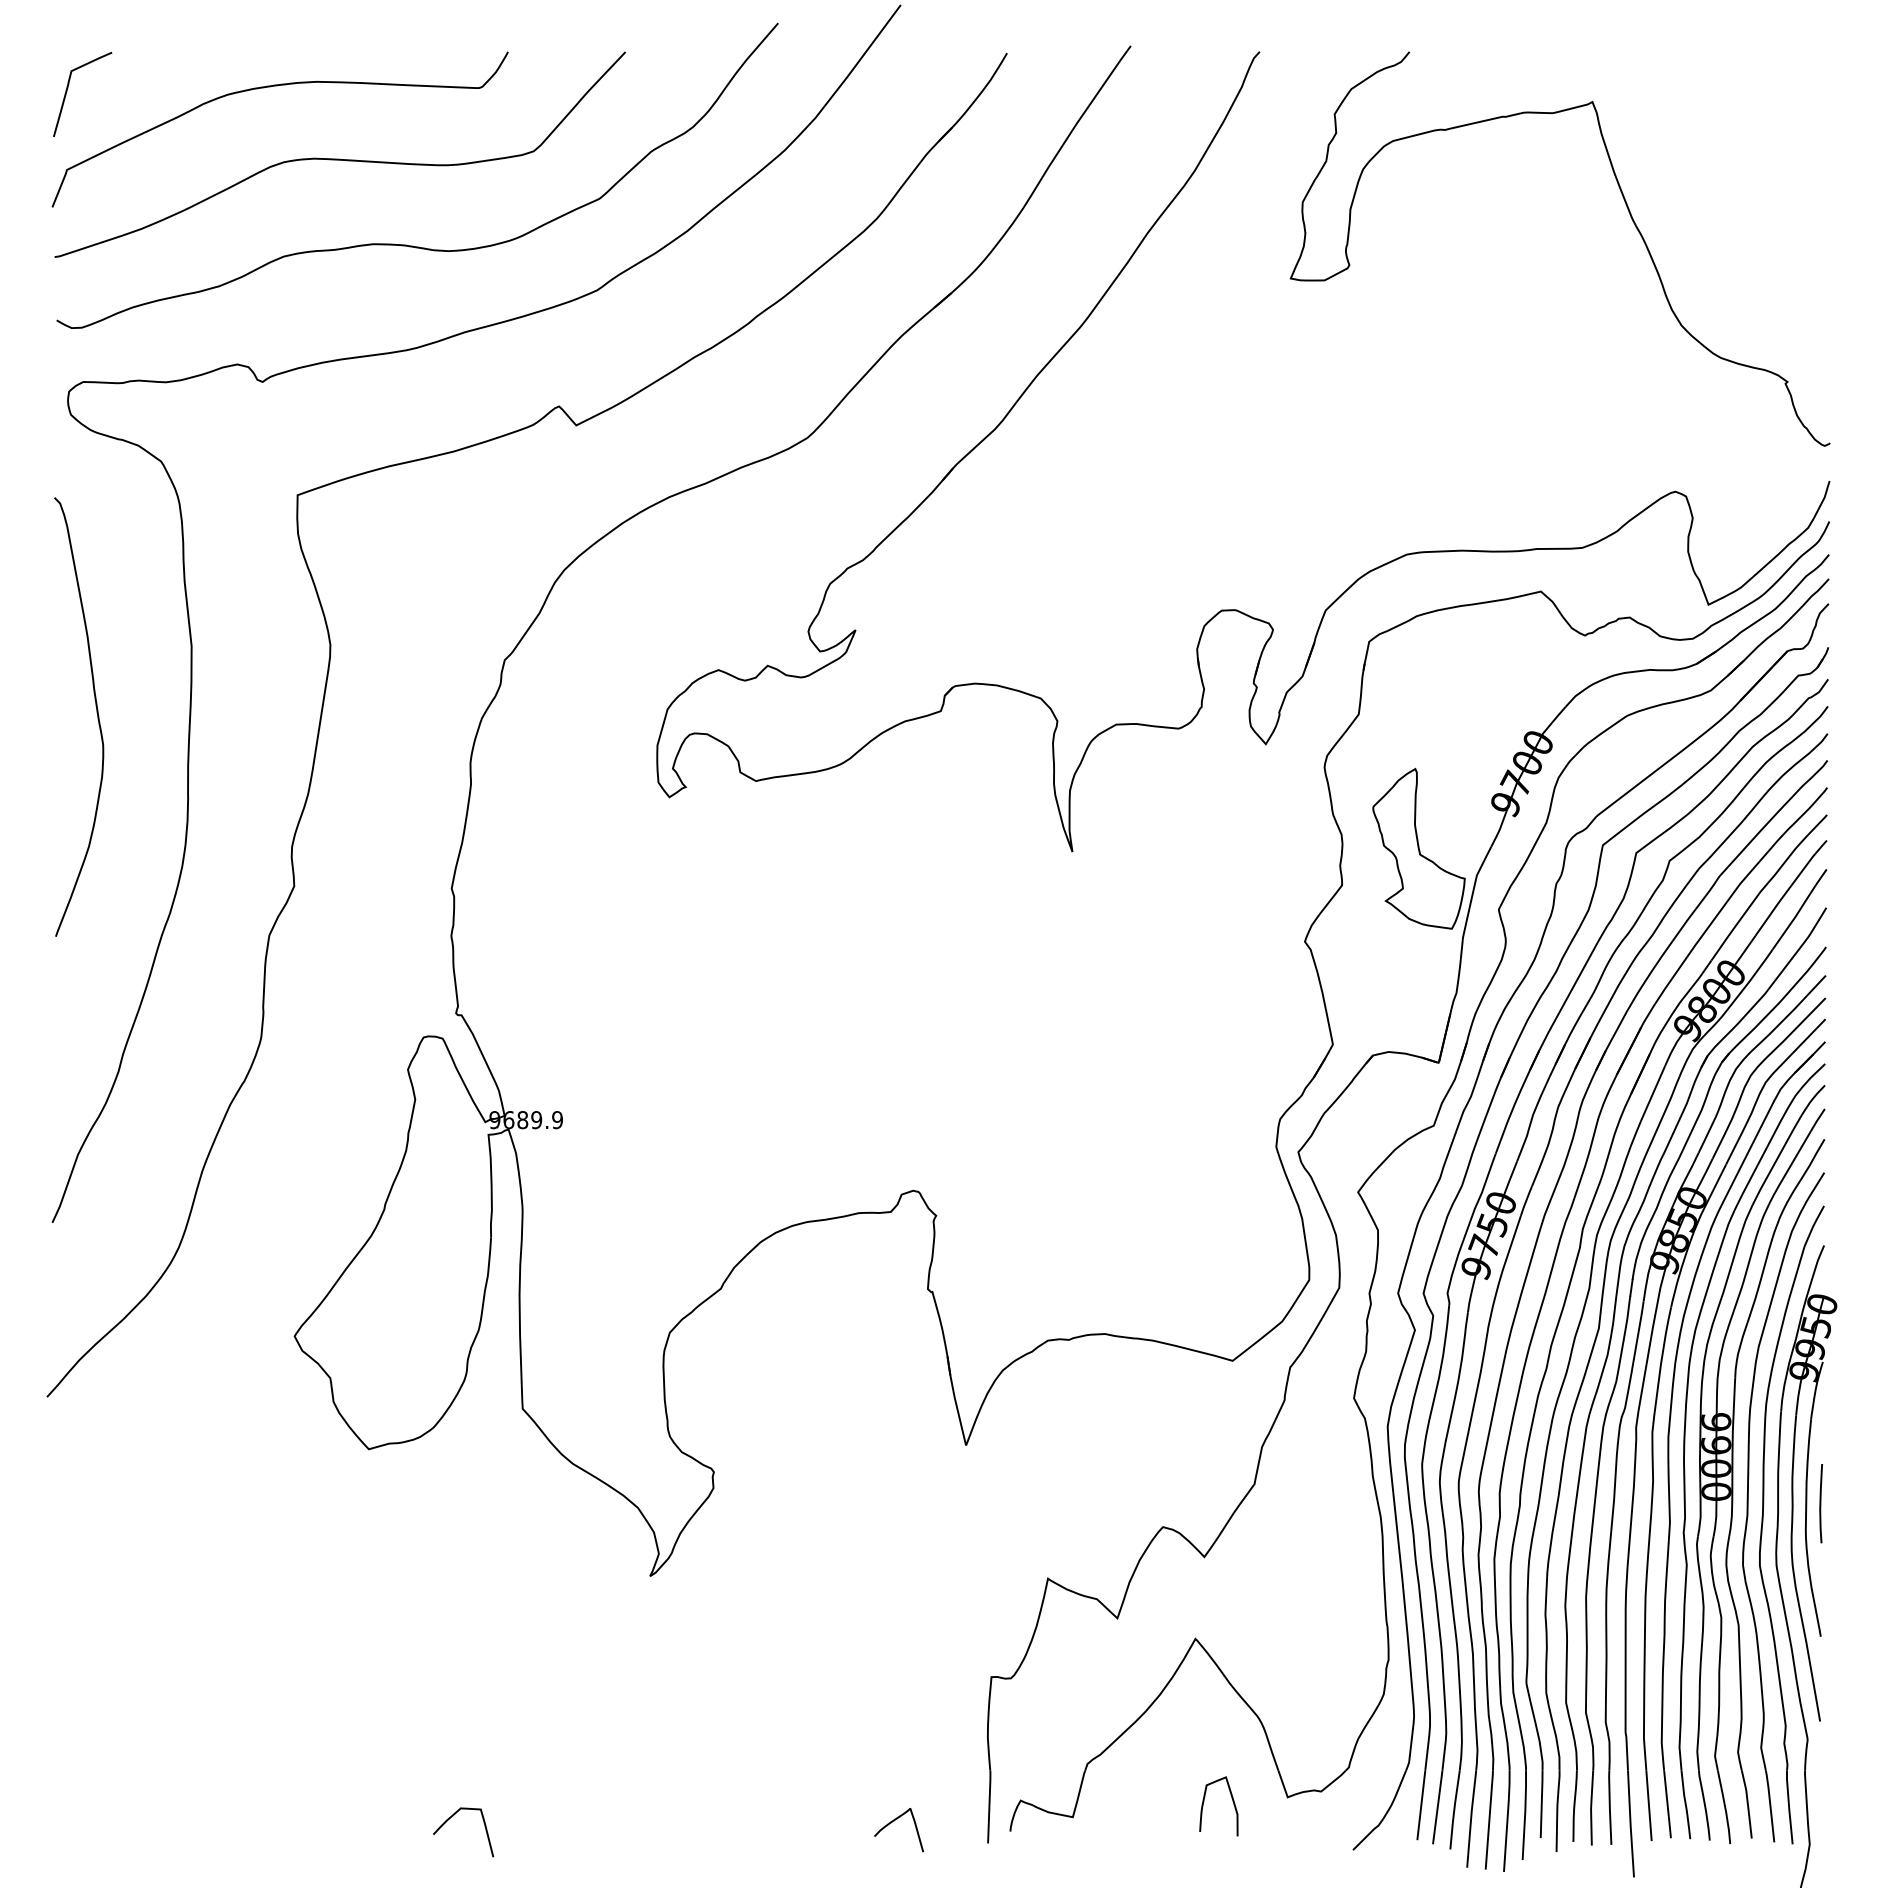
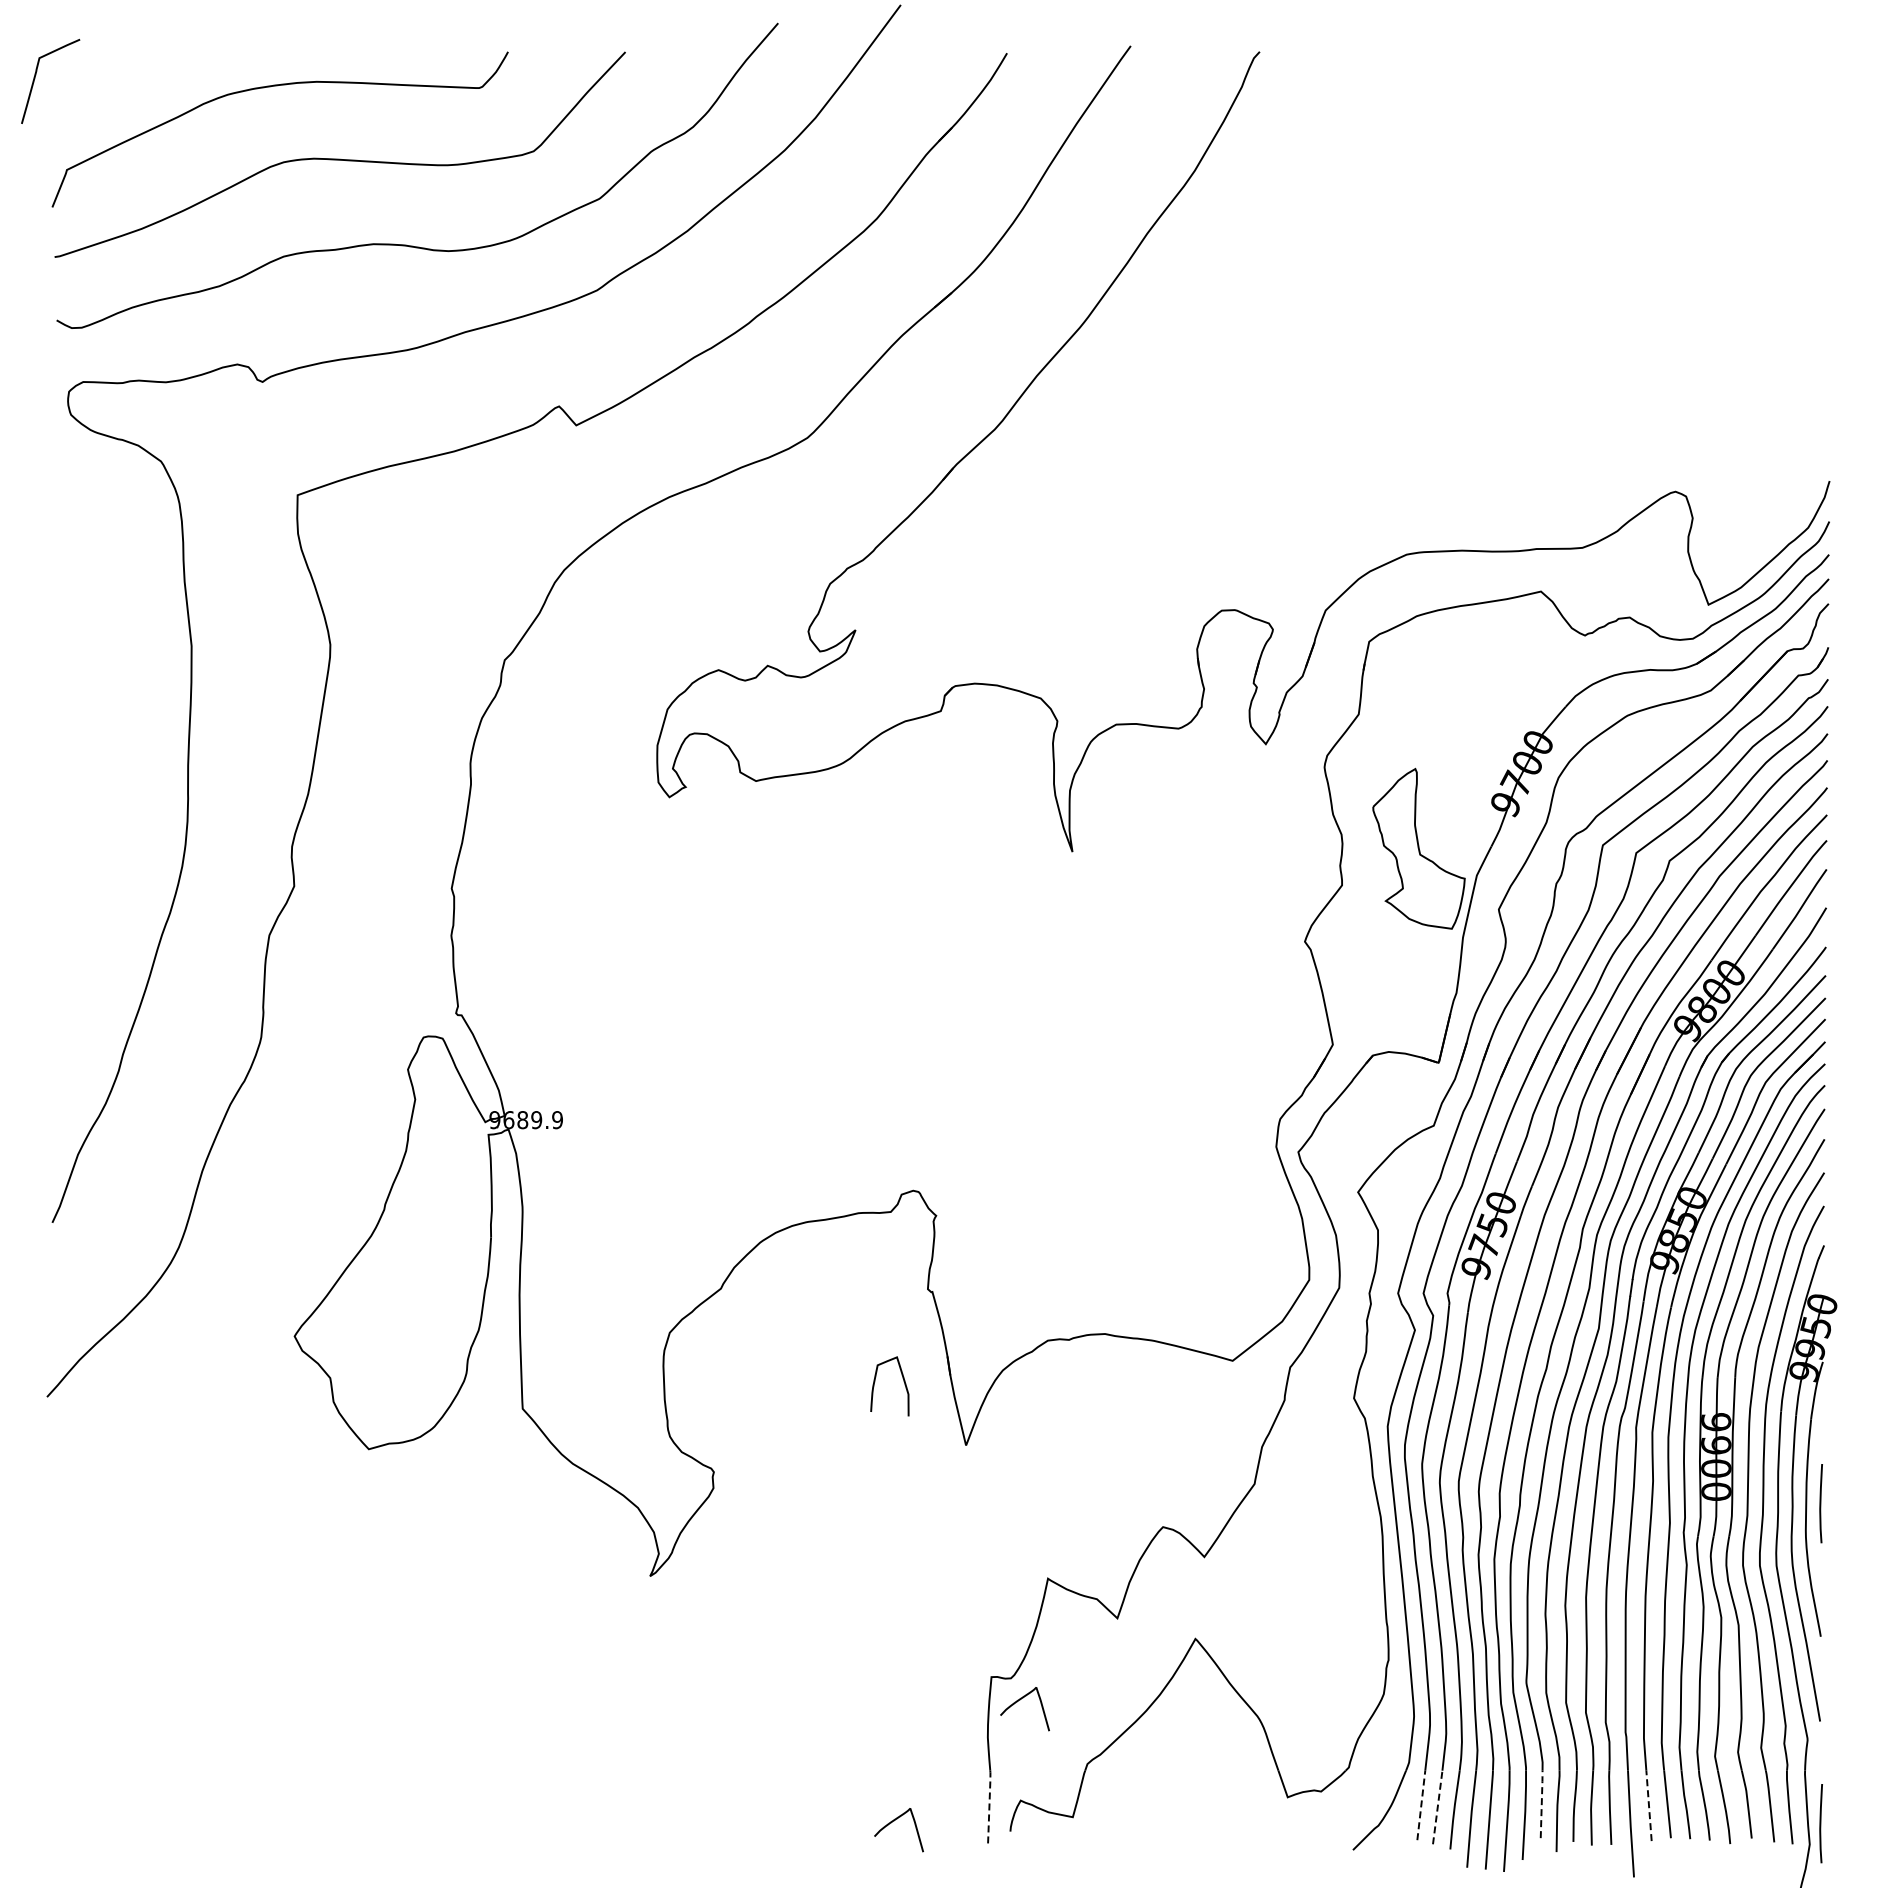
curve position: (68, 88) -> (36, 75) (36, 75)
curve: present -> none (1630, 217)
curve: present -> none (96, 713)
curve: none -> present (1020, 1700)
curve position: (1204, 1802) -> (875, 1382) (875, 1382)
line: solid -> dashed (1541, 1803)
line: solid -> dashed (989, 1805)
line: solid -> dashed (1421, 1805)
line: solid -> dashed (1648, 1805)
line: solid -> dashed (1437, 1806)
curve: present -> none (453, 1816)
line: none -> present (1820, 1823)
